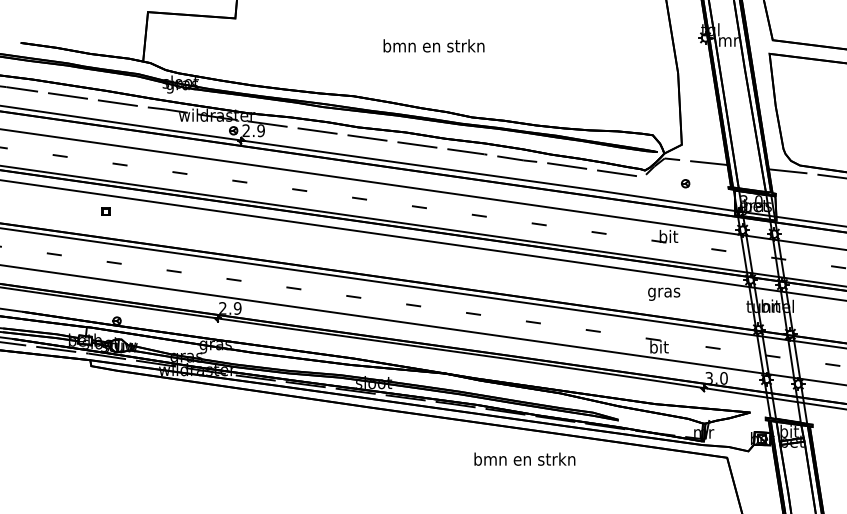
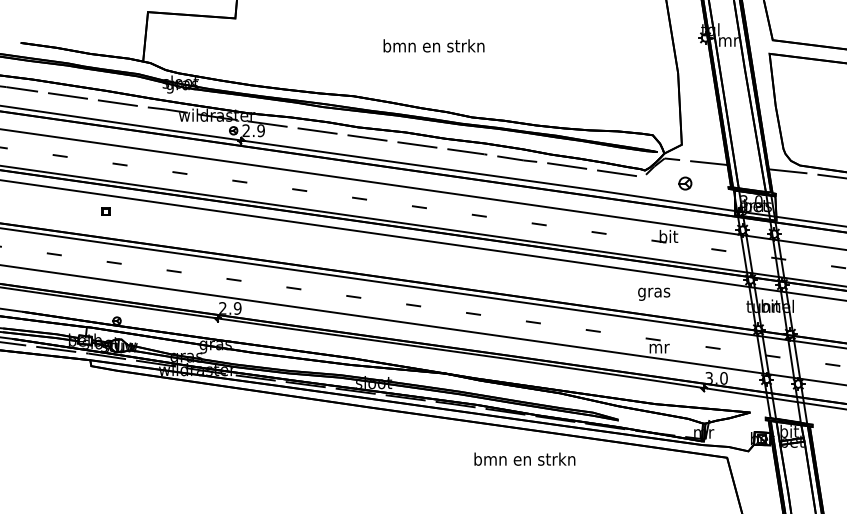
part size: 10x10 px -> 15x15 px (685, 183)
text position: (664, 293) -> (654, 293) (654, 293)
text: bit -> mr (659, 346)
